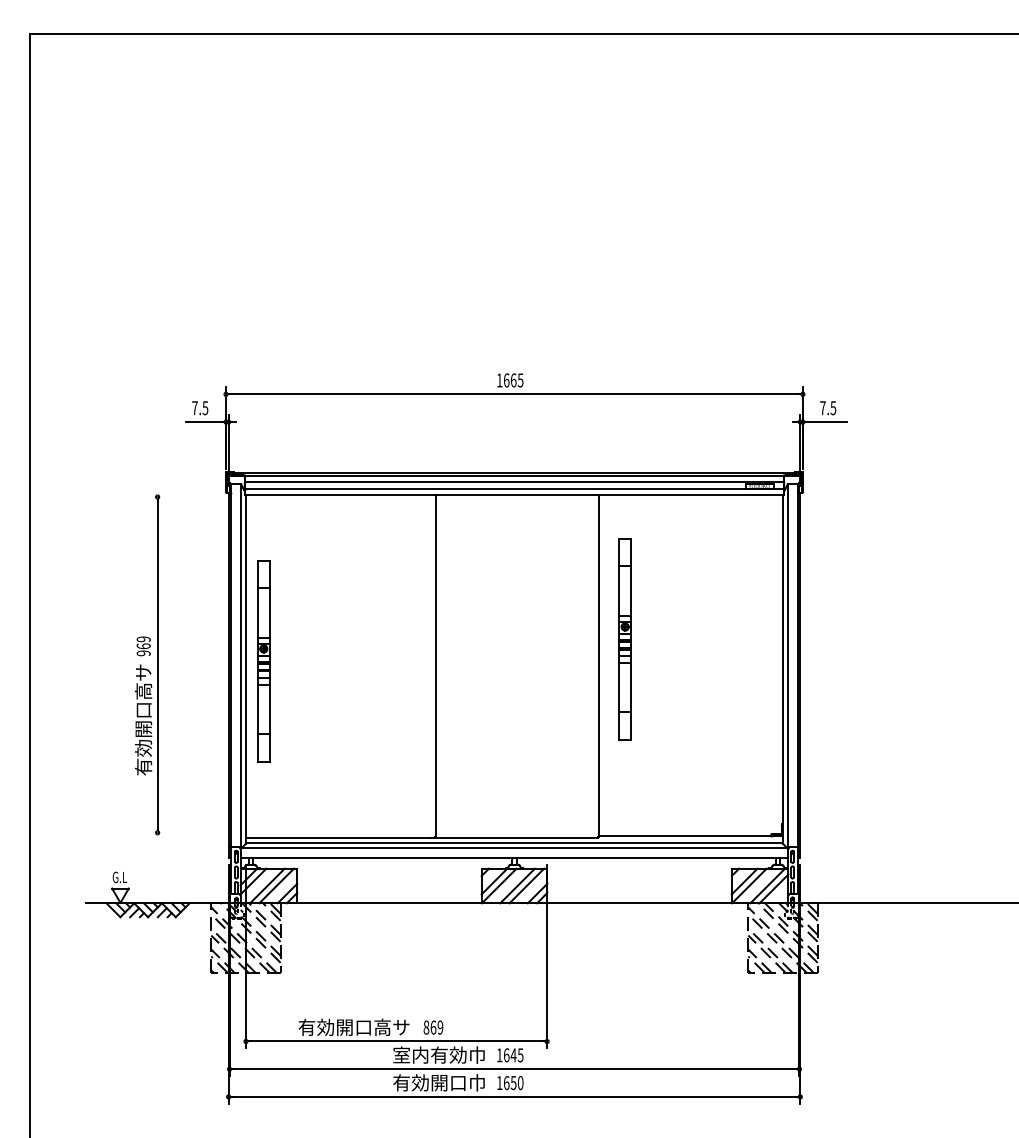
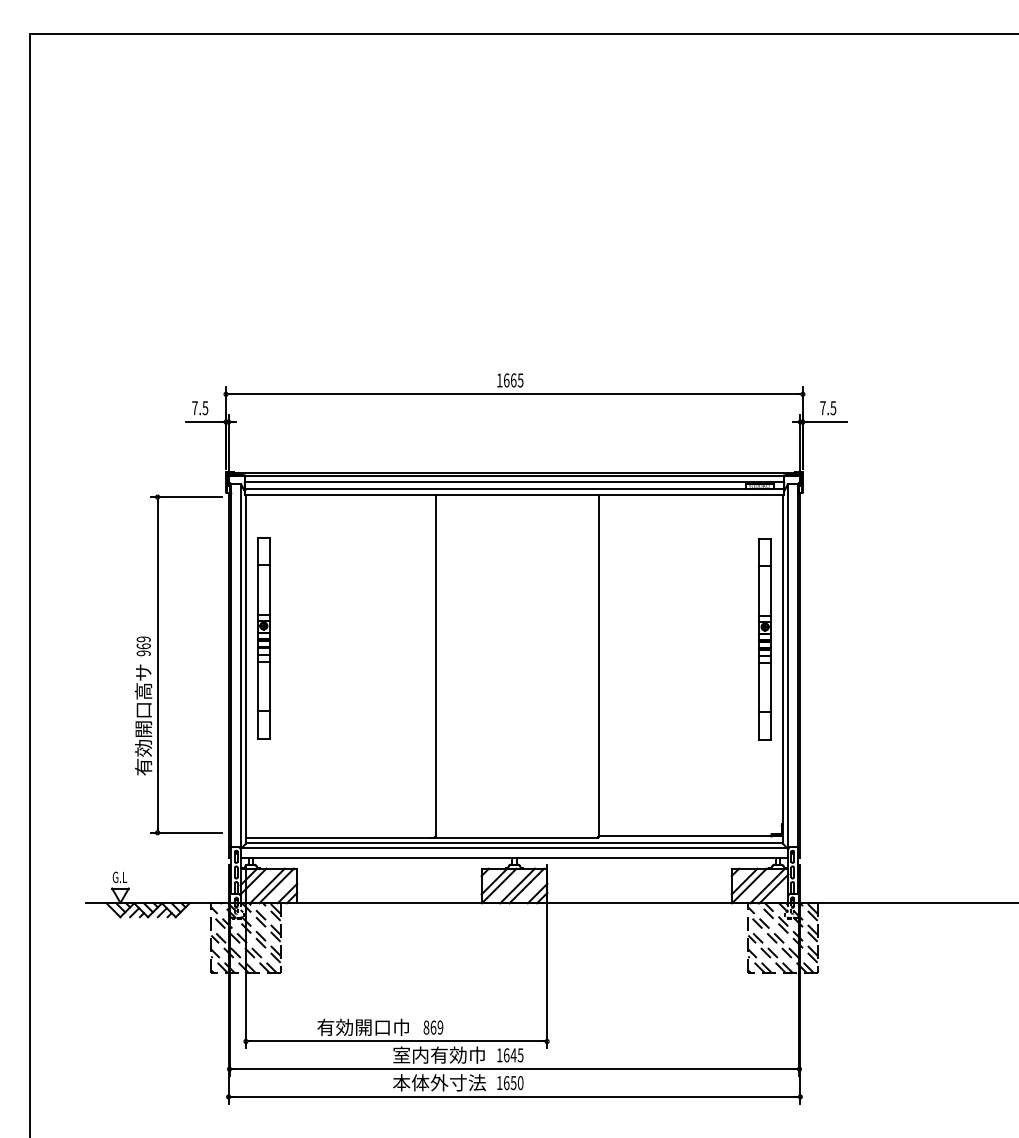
line: none -> present (185, 497)
part position: (624, 639) -> (764, 639) (764, 639)
part position: (263, 661) -> (263, 638) (263, 638)
line: none -> present (185, 832)
text: 有効開口高サ -> 有効開口巾 (353, 1027)
text: 有効開口巾 -> 本体外寸法 (439, 1082)
